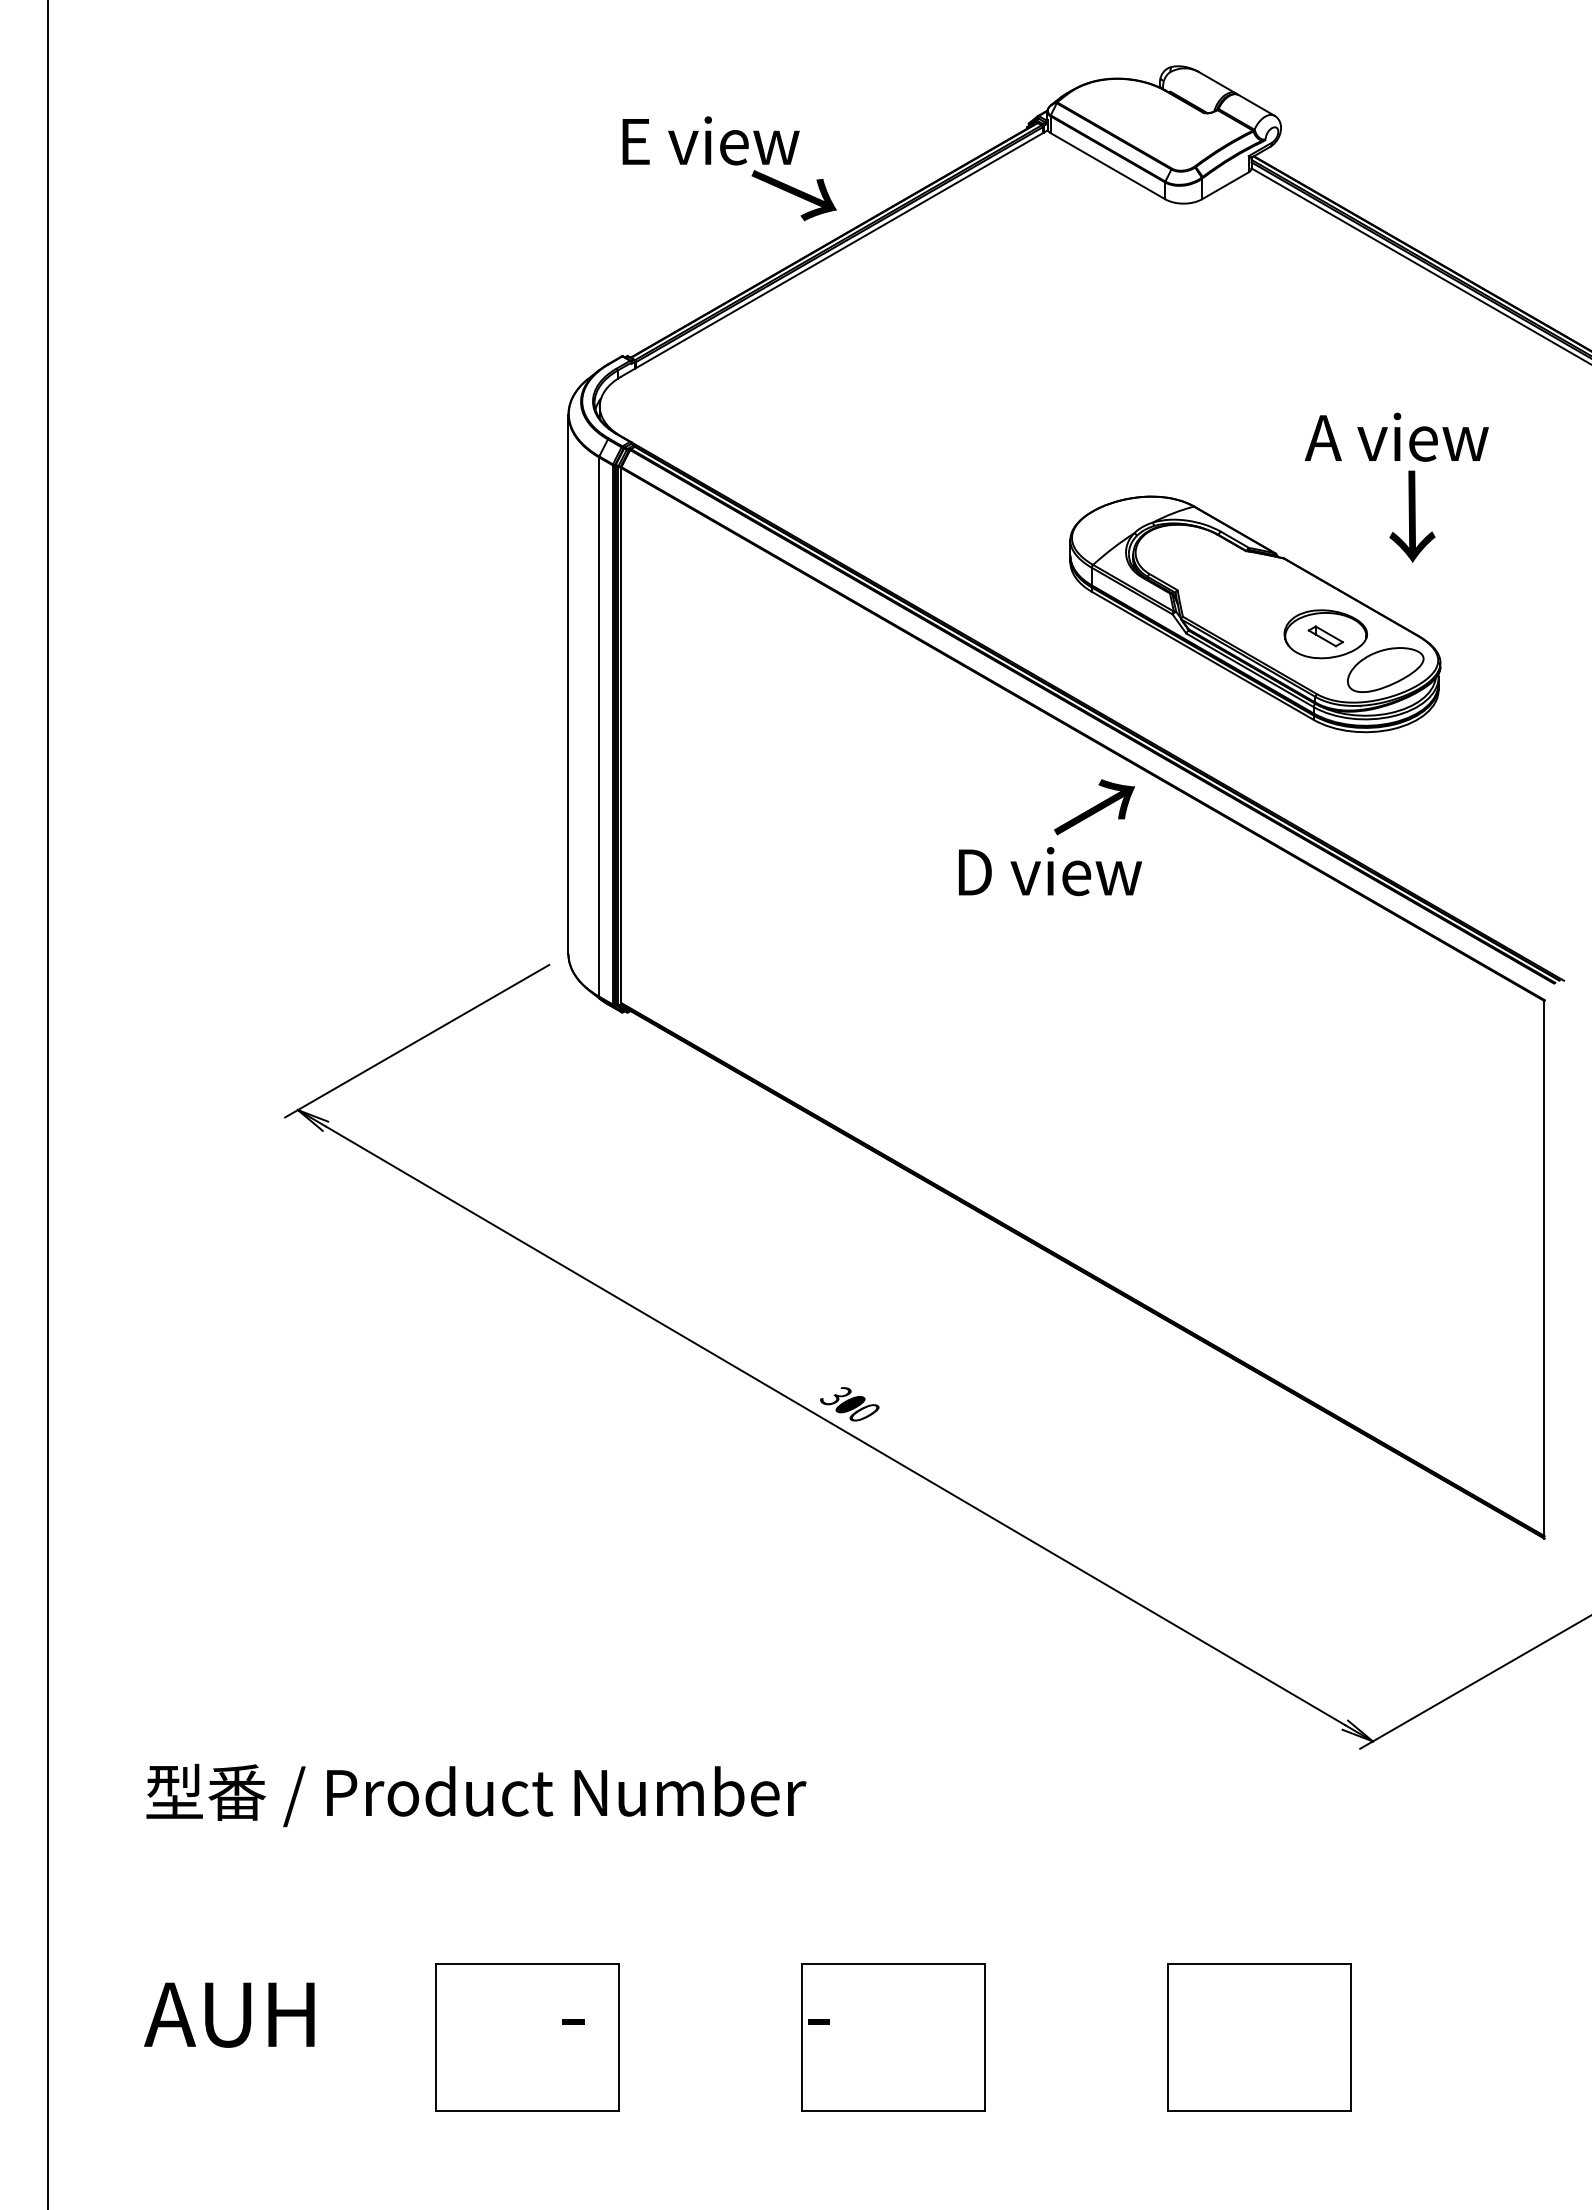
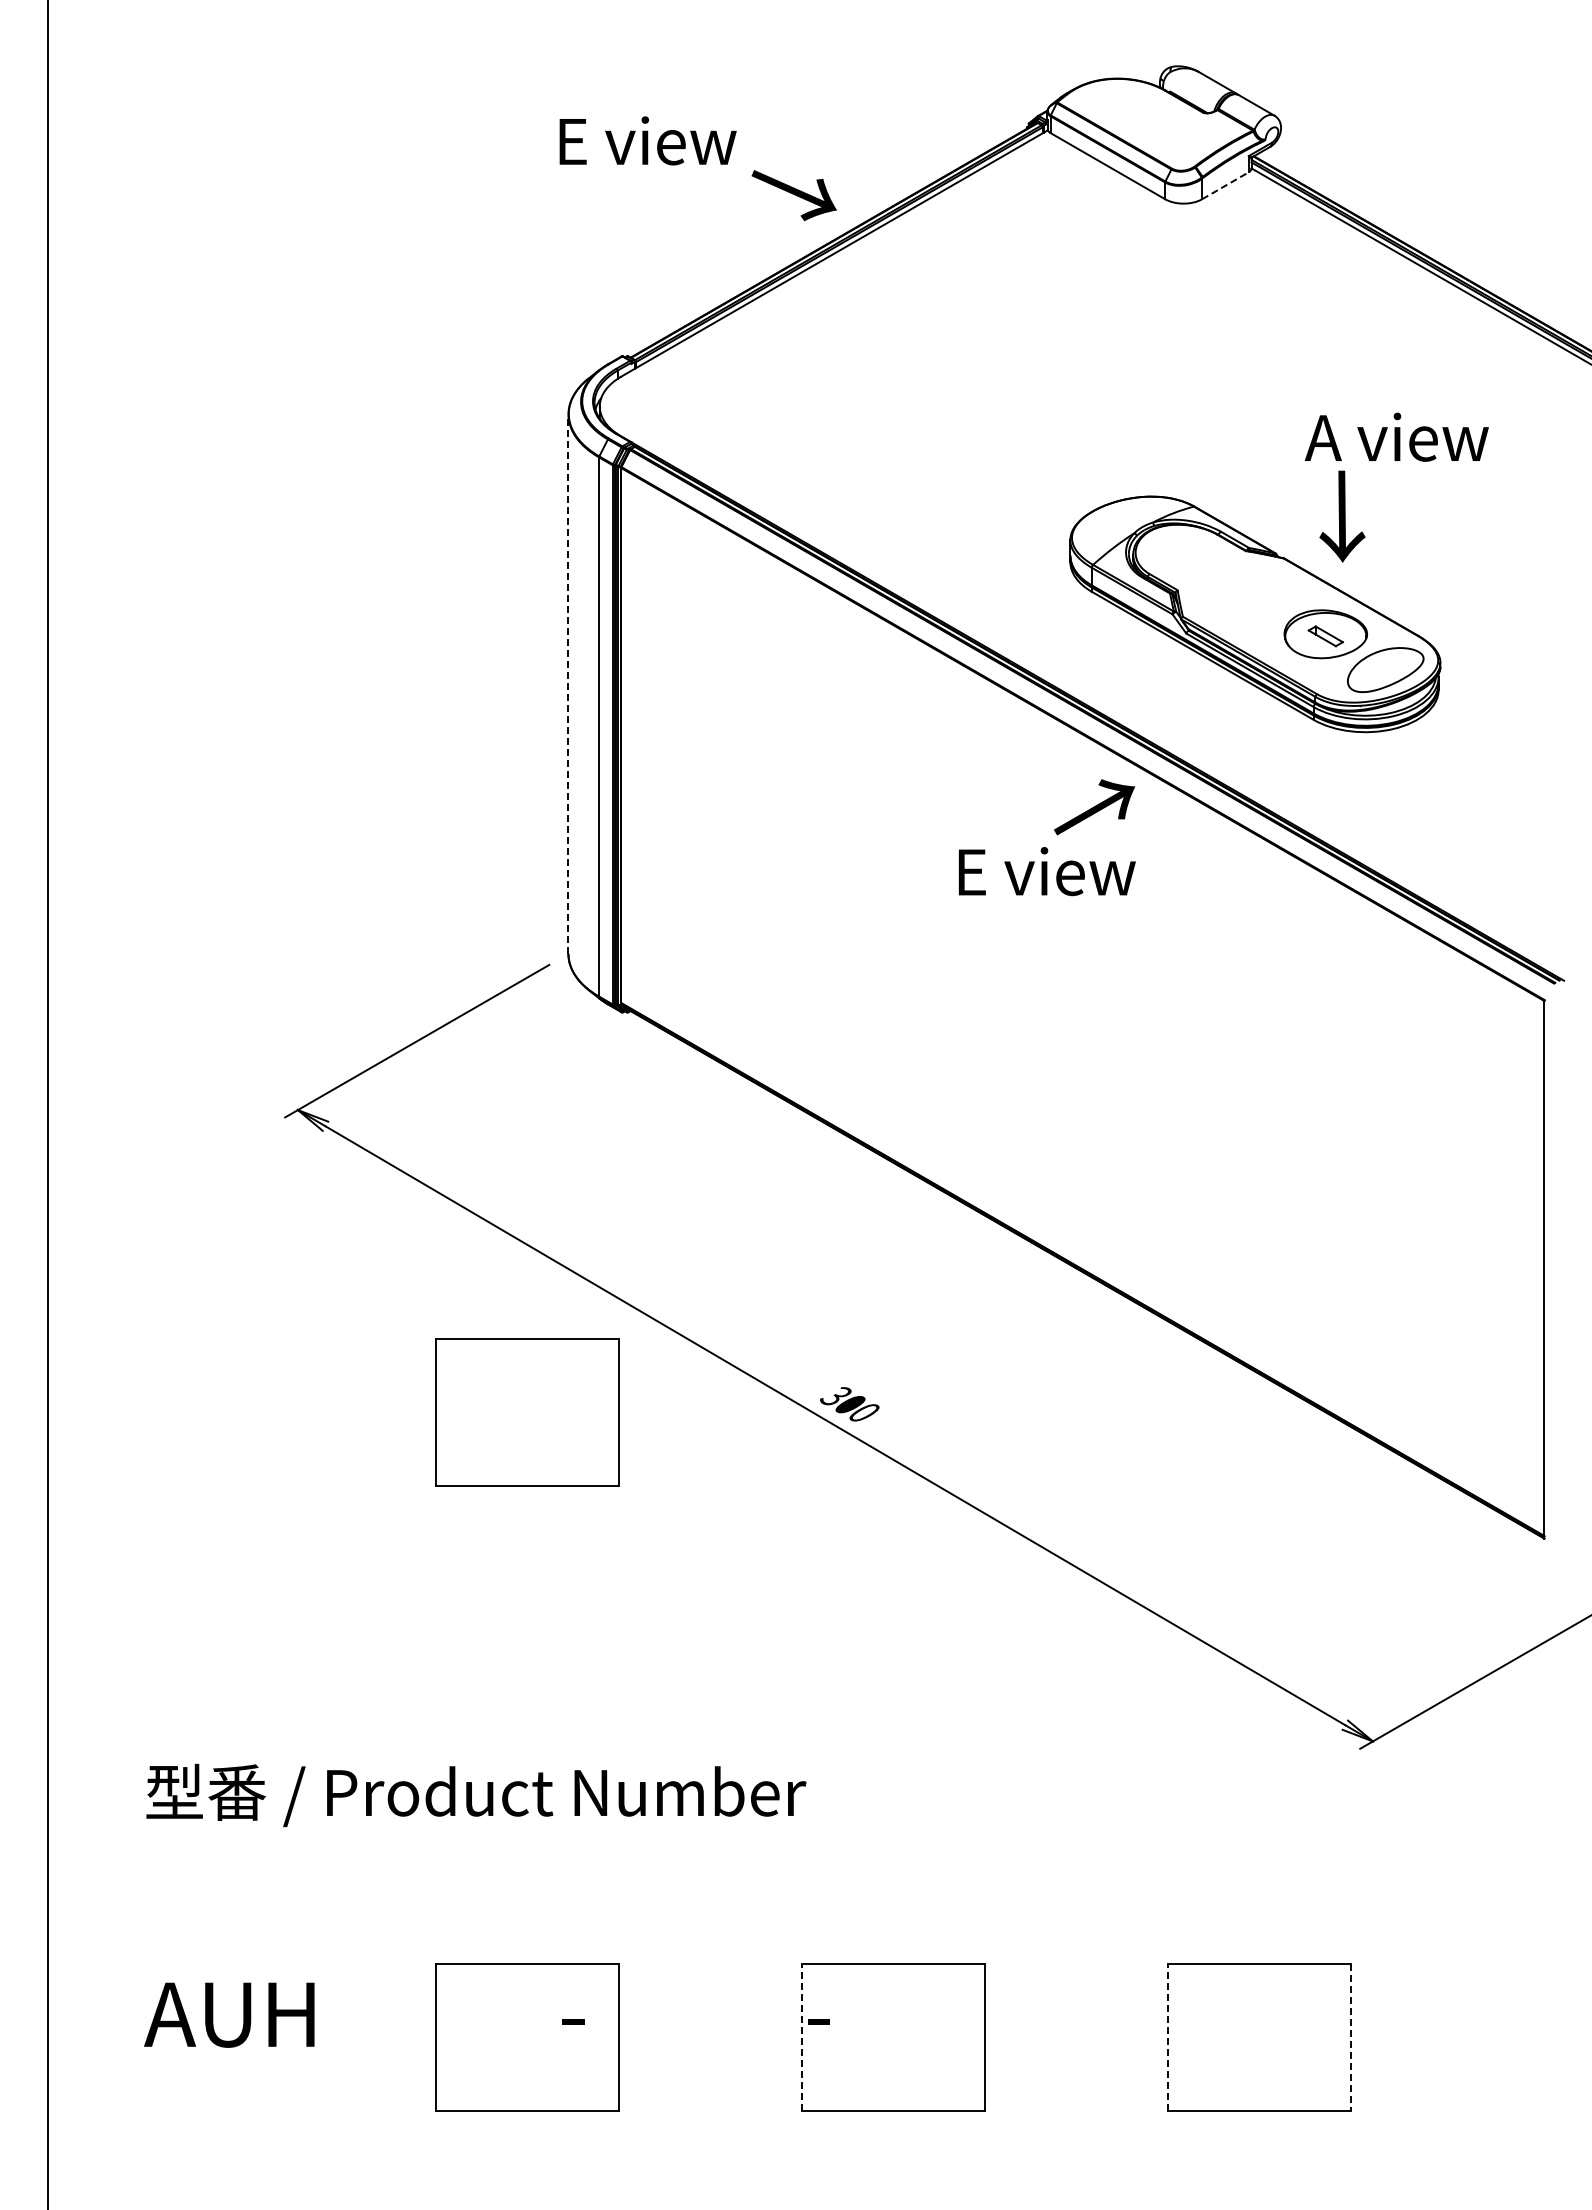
text position: (710, 140) -> (647, 140) (647, 140)
line: solid -> dashed (1225, 185)
text position: (1412, 516) -> (1342, 516) (1342, 516)
line: solid -> dashed (568, 684)
text: D view -> E view (1052, 871)
part: none -> present (527, 1412)
line: solid -> dashed (801, 2036)
line: solid -> dashed (1167, 2036)
line: solid -> dashed (1350, 2037)
